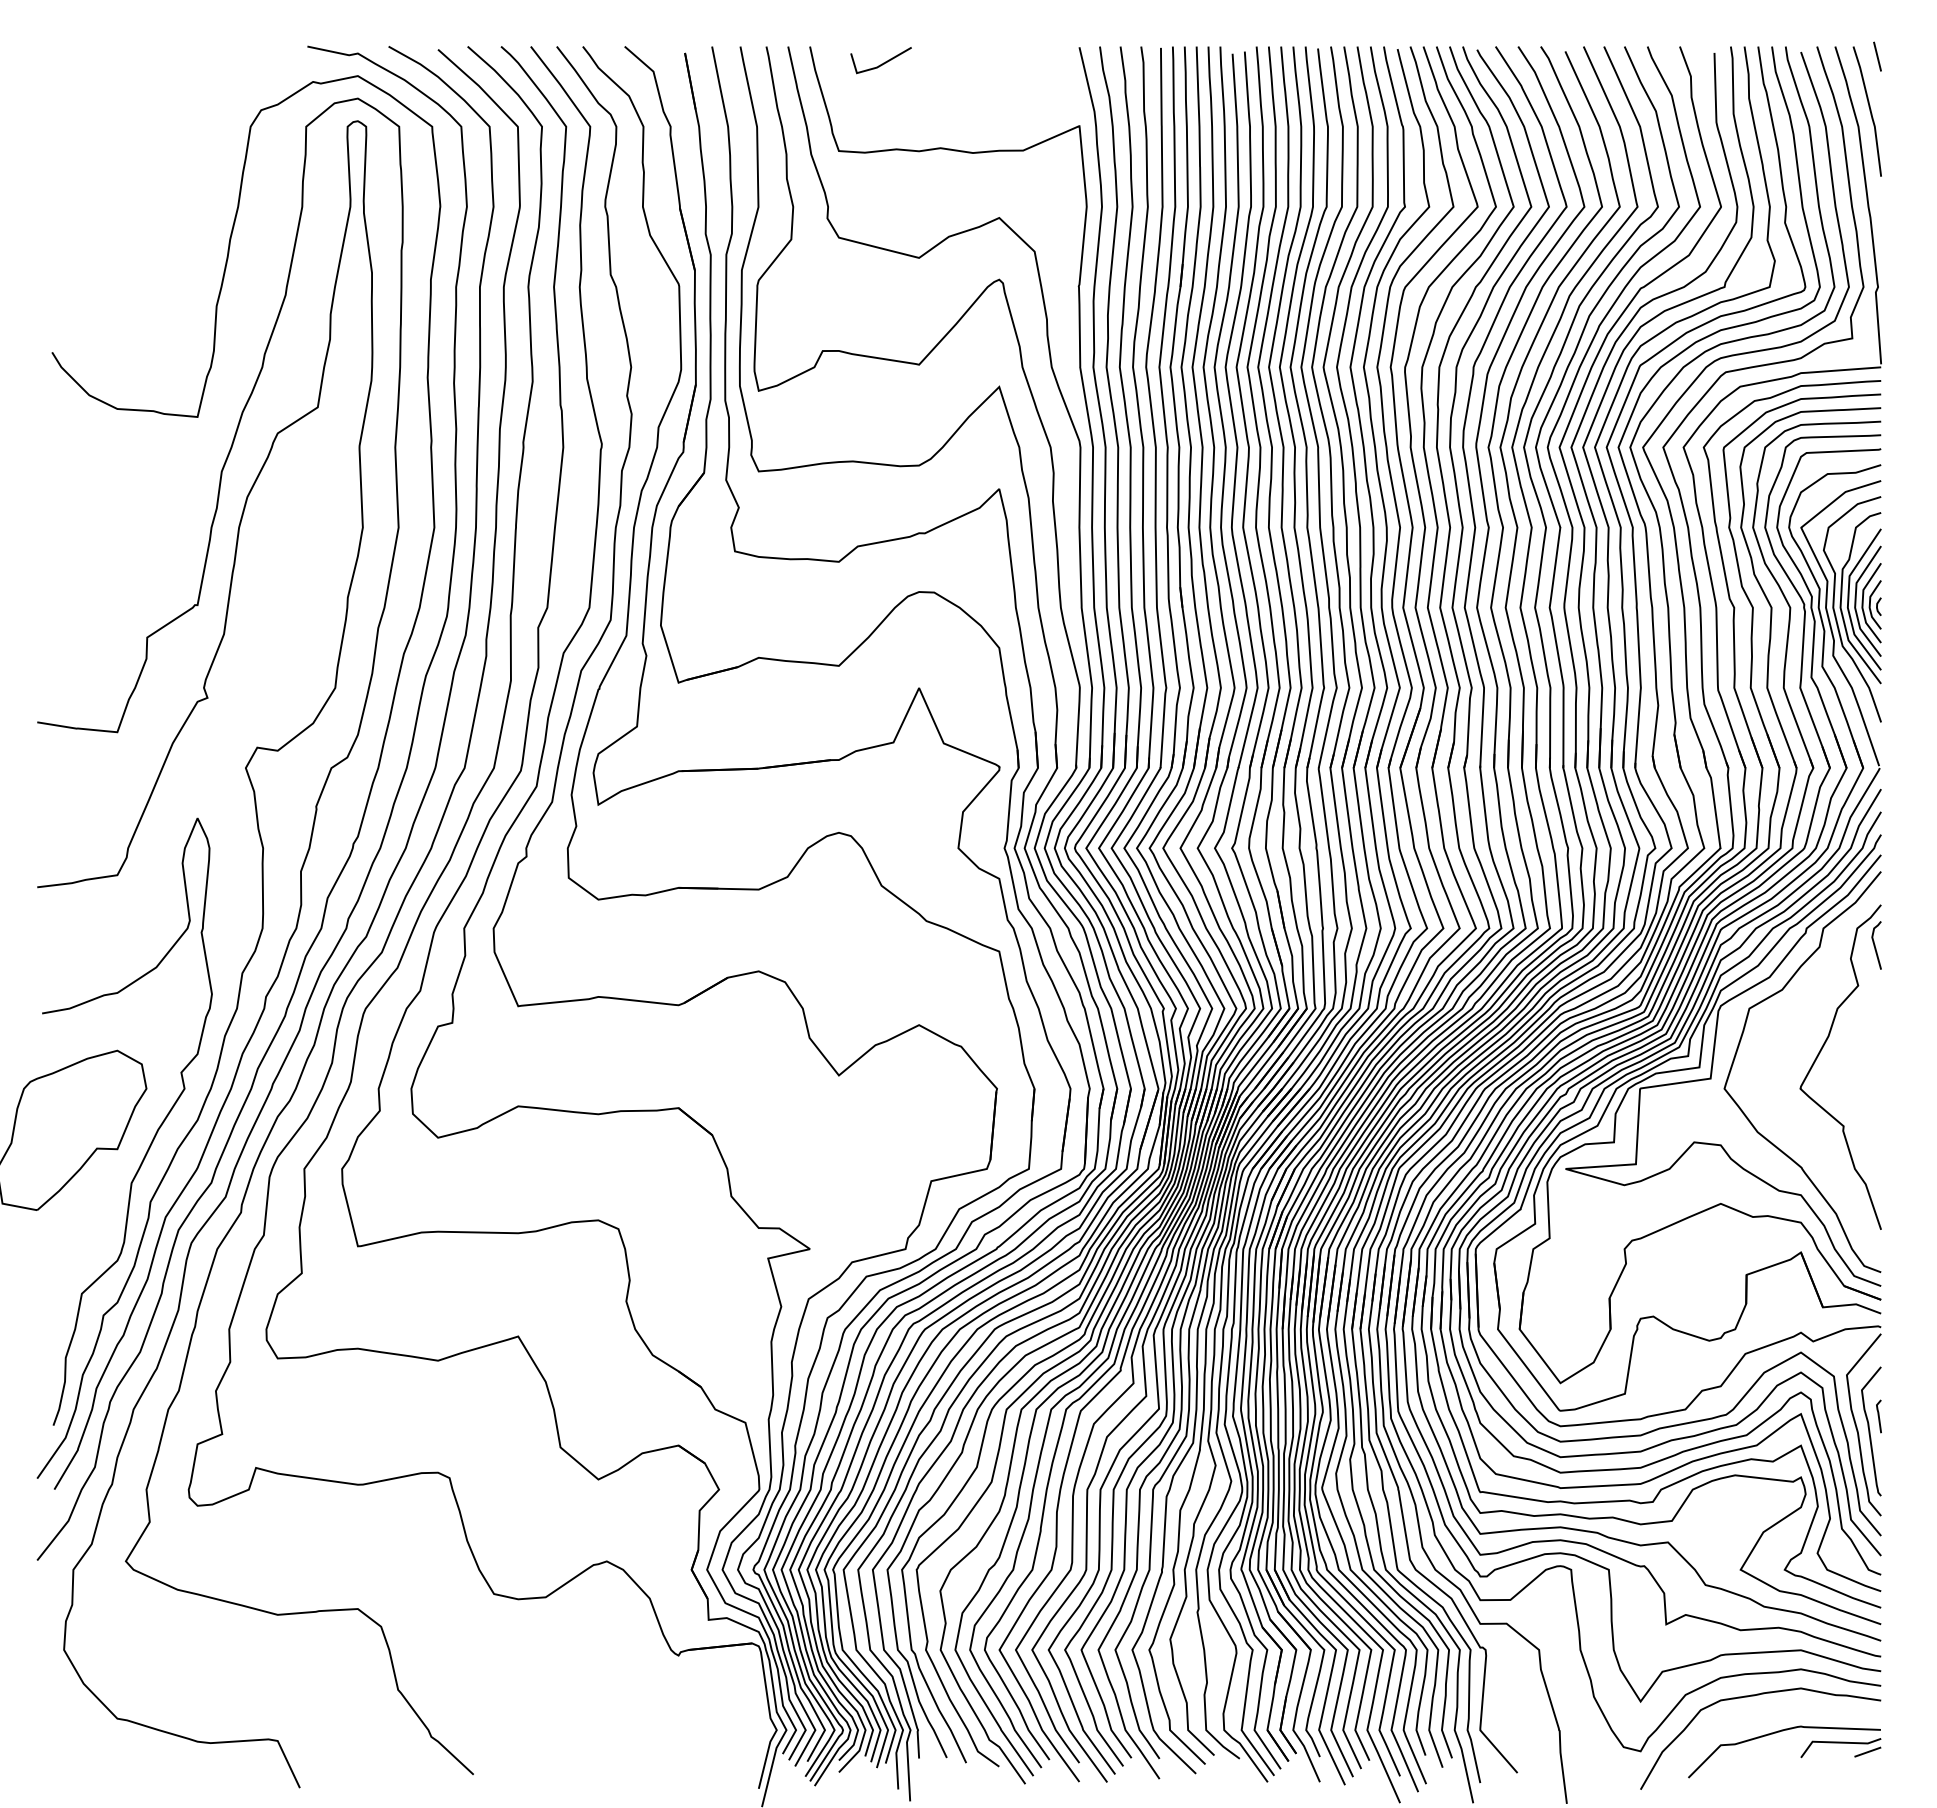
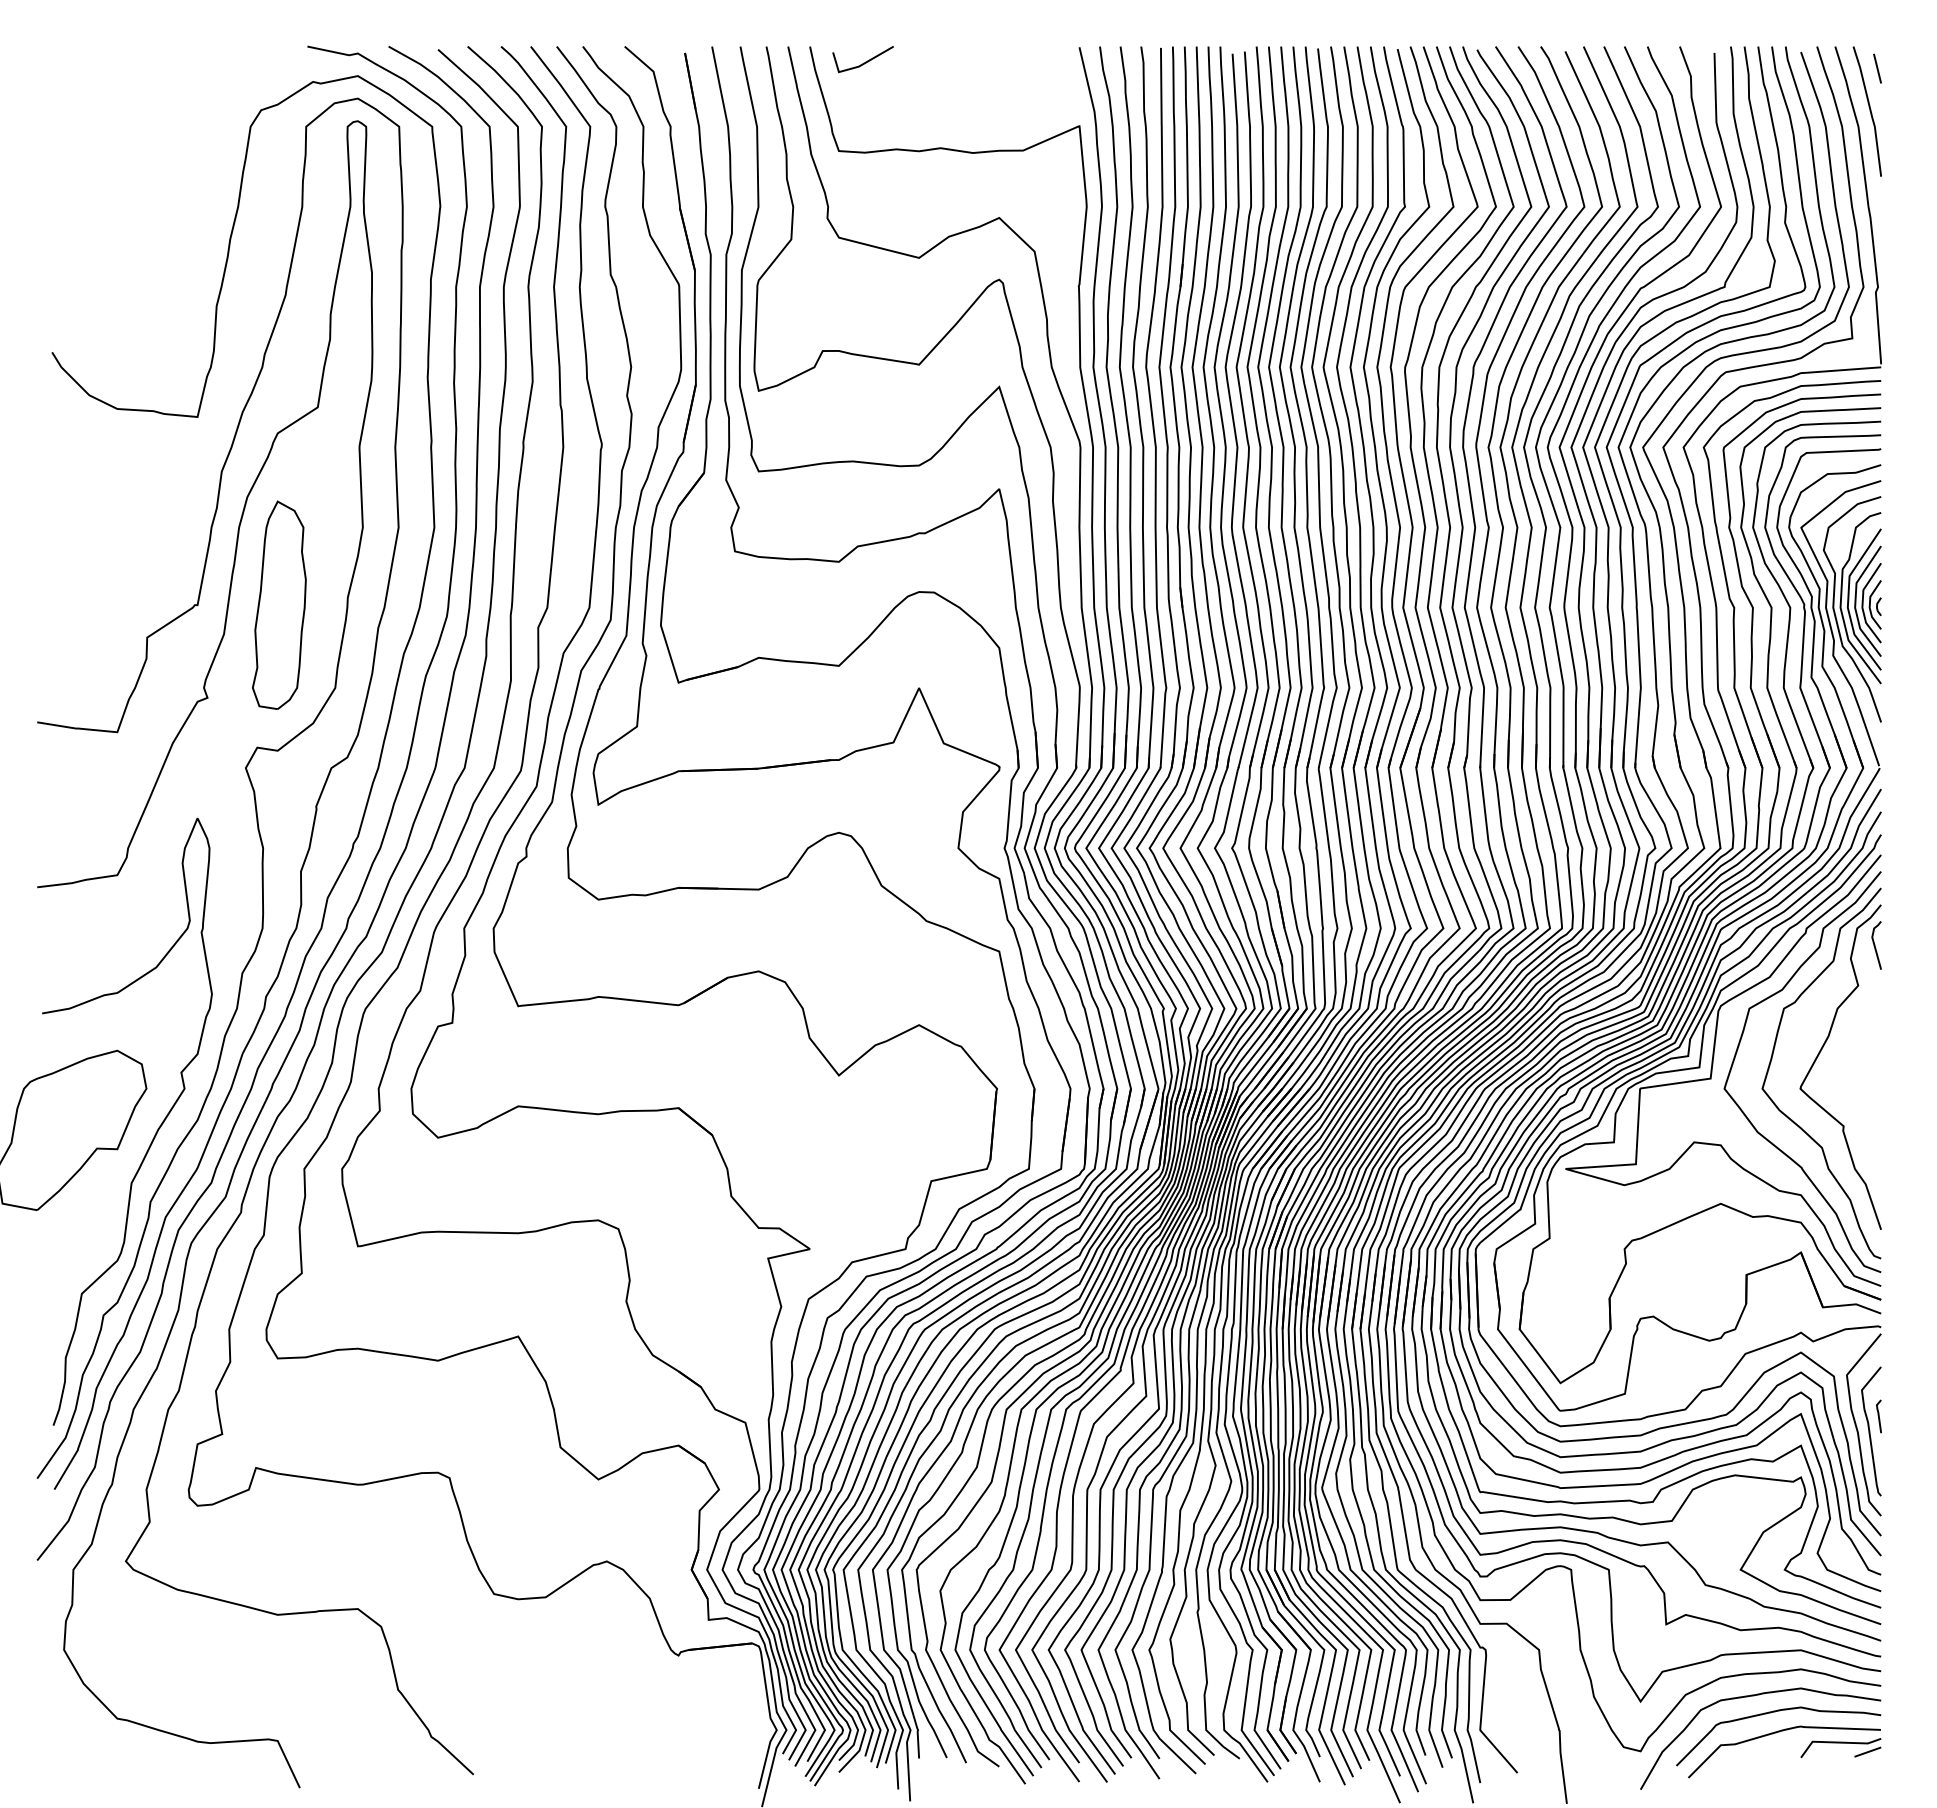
line position: (1877, 56) -> (1877, 68) (1877, 68)
line position: (881, 63) -> (863, 62) (863, 62)
part: none -> present (279, 604)
curve: none -> present (1772, 1059)
curve: none -> present (1771, 1713)
